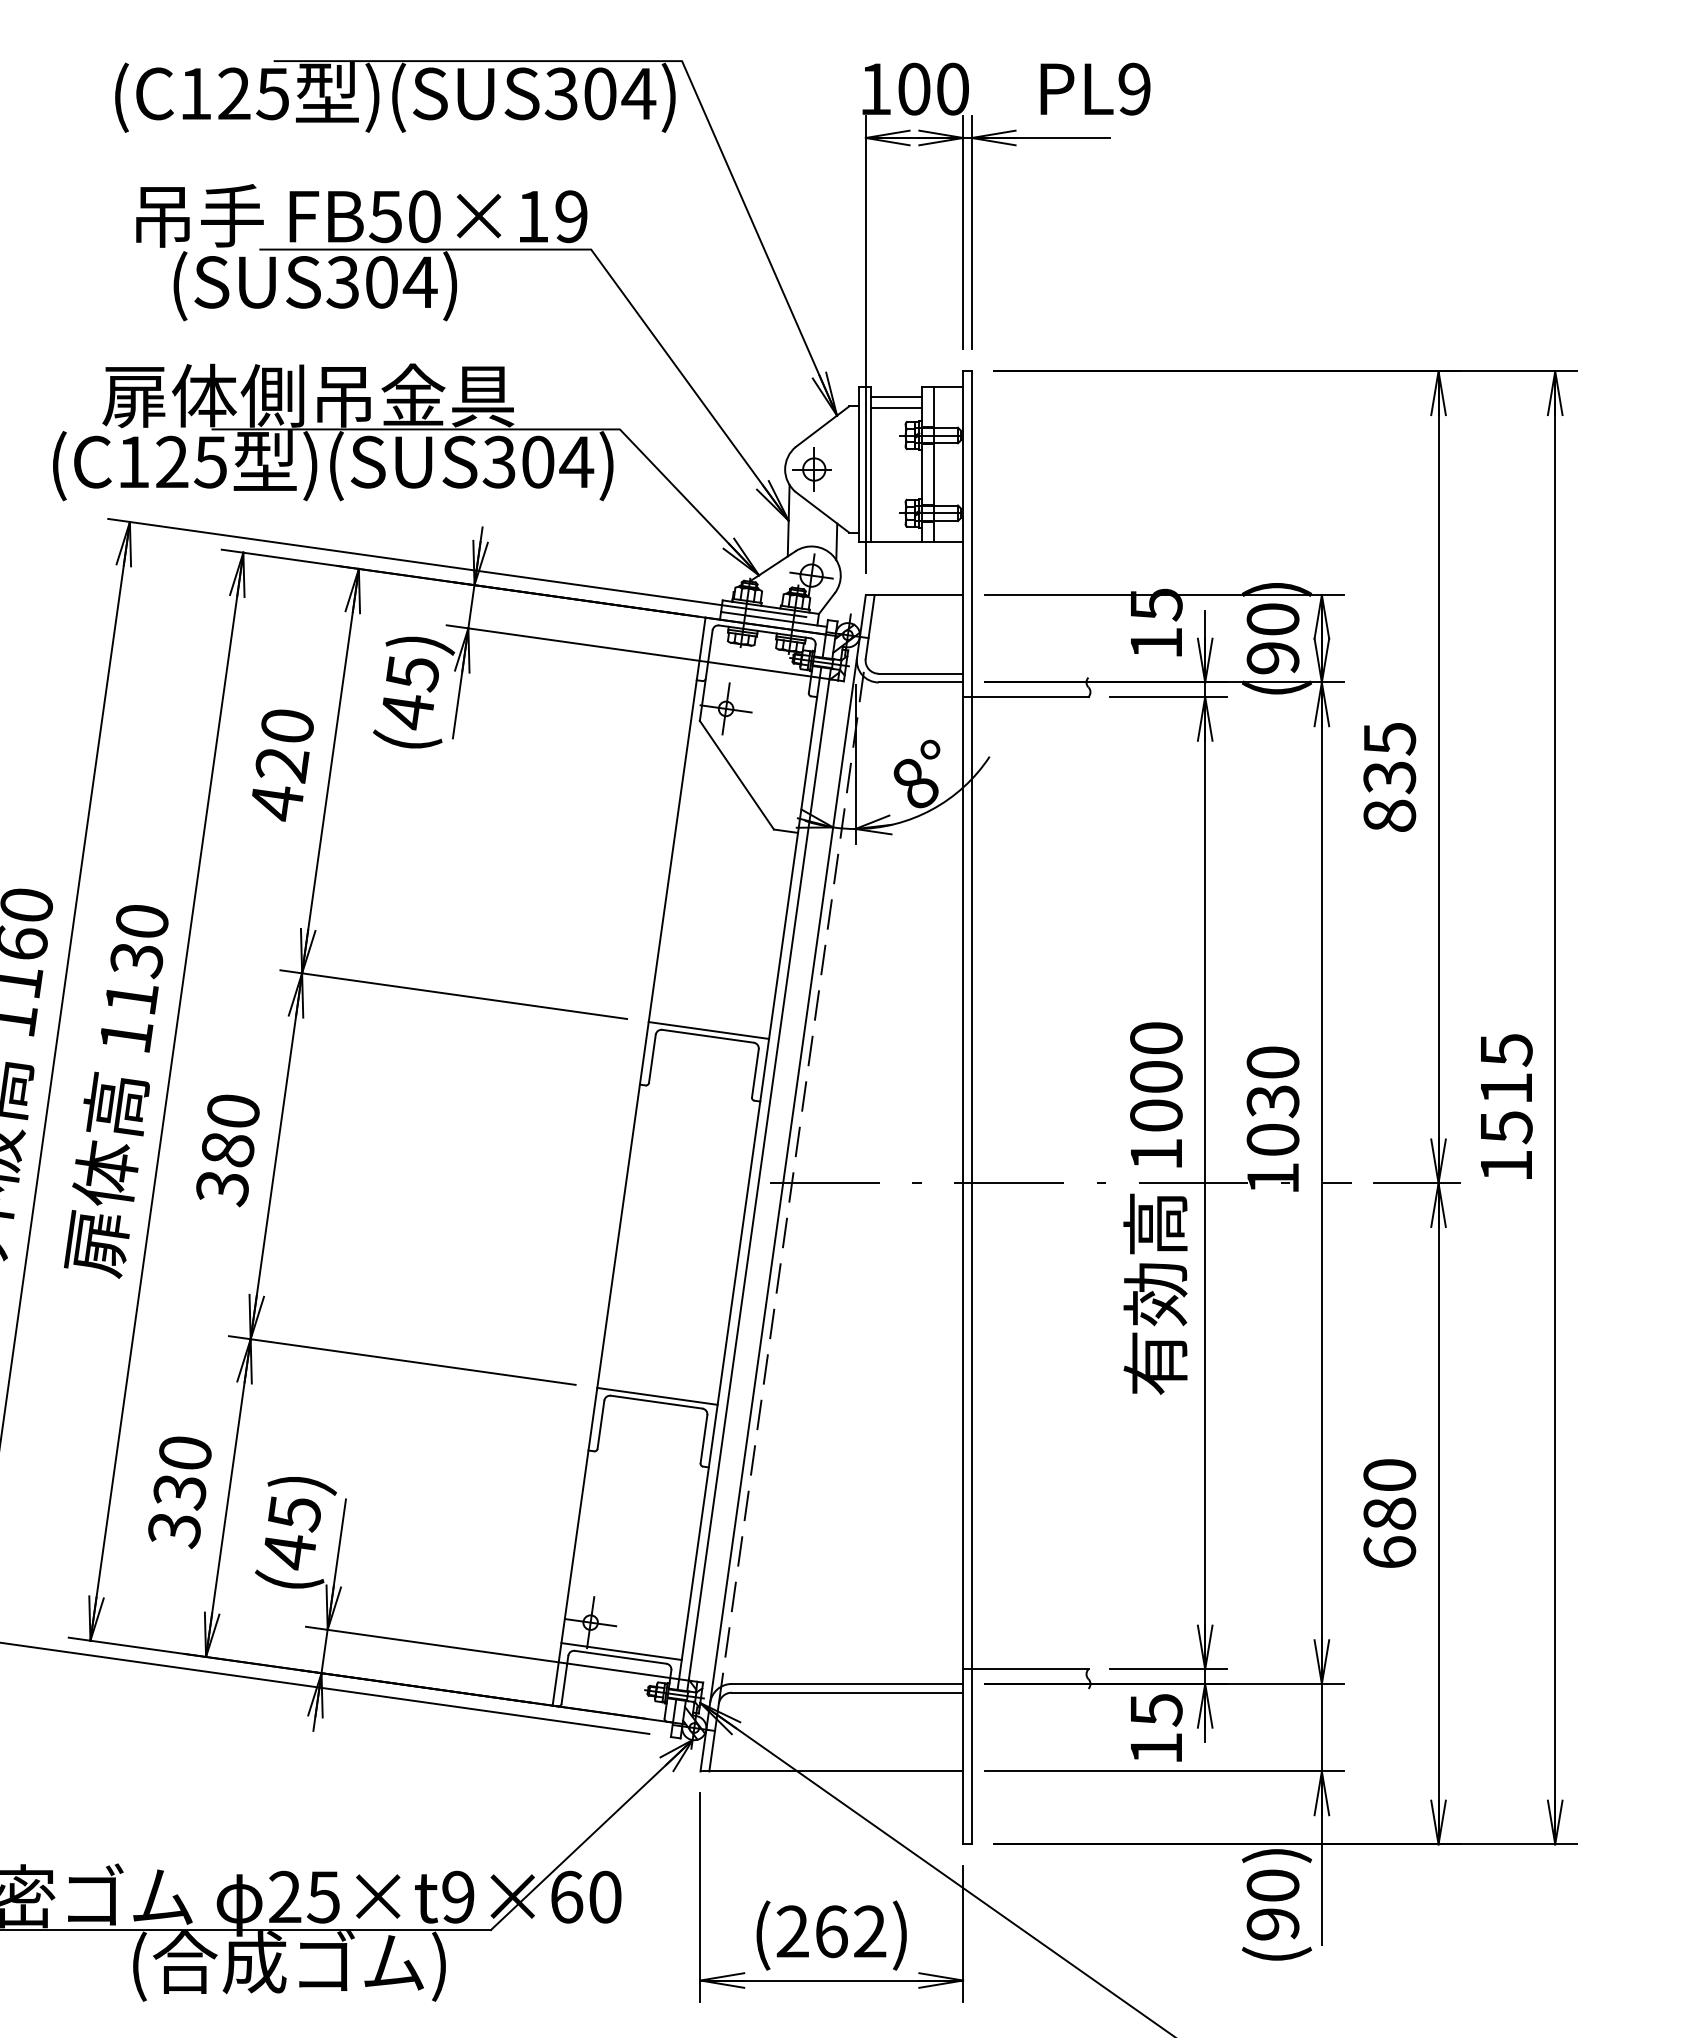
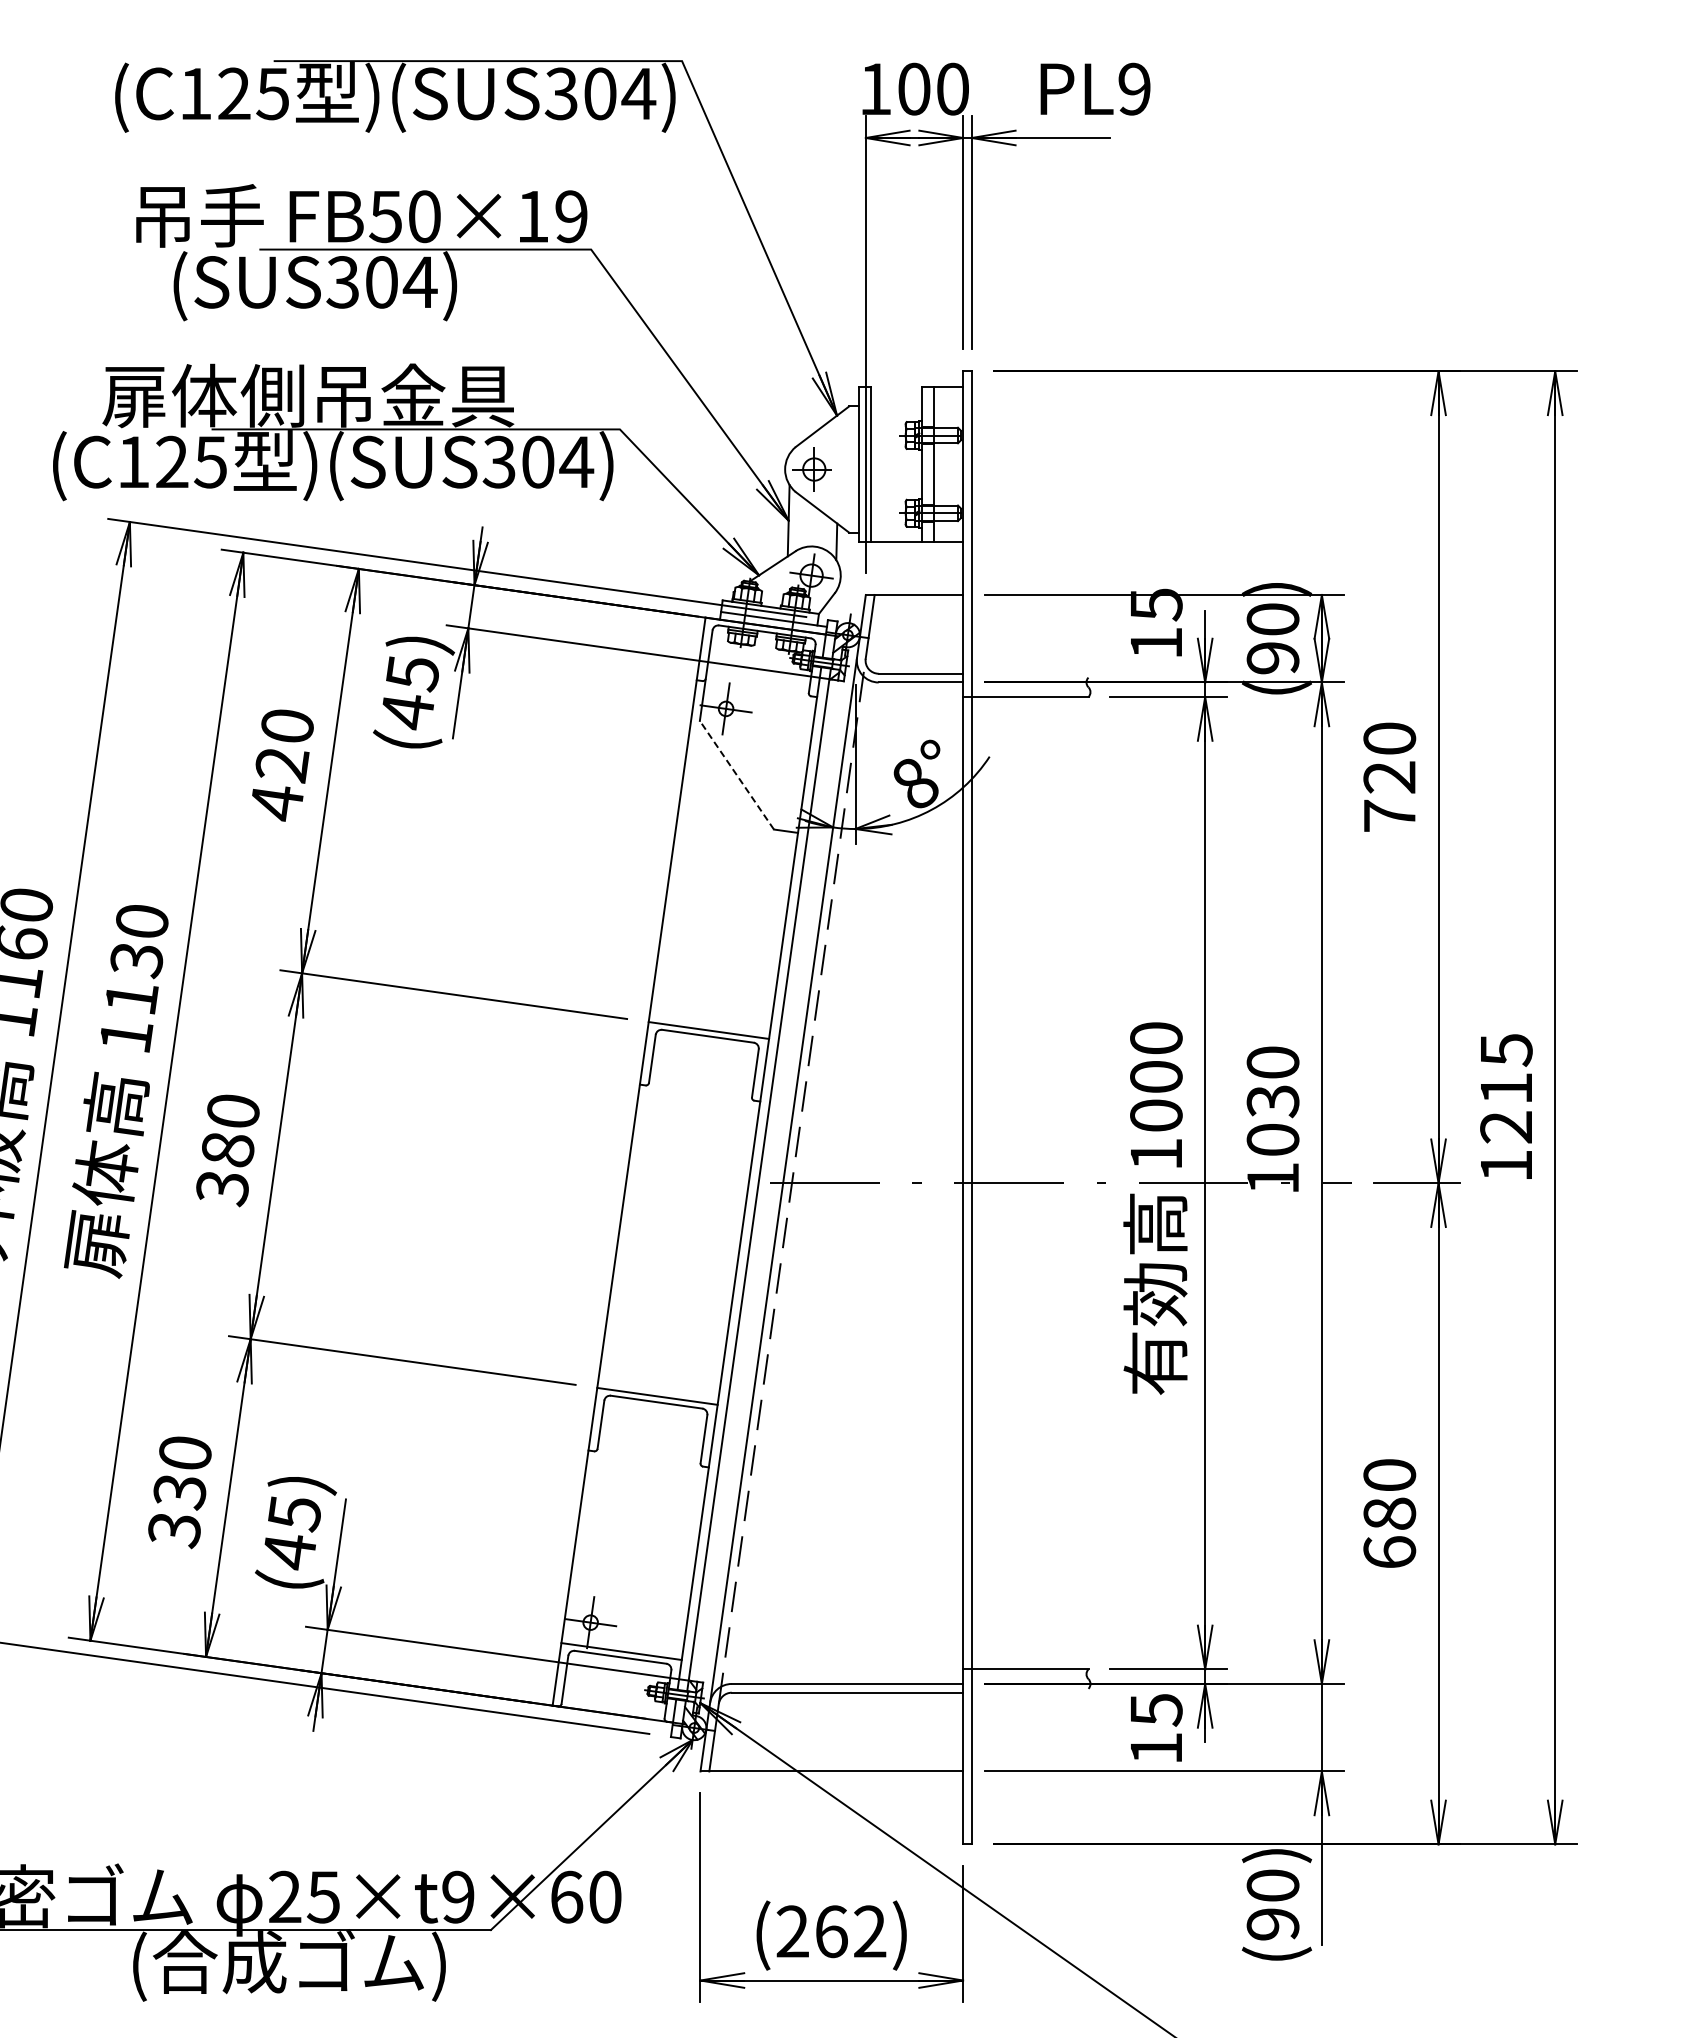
line: present -> none (896, 396)
line: present -> none (896, 408)
line: solid -> dashed (736, 775)
text: 835 -> 720 (1389, 776)
text: 1515 -> 1215 (1506, 1127)
